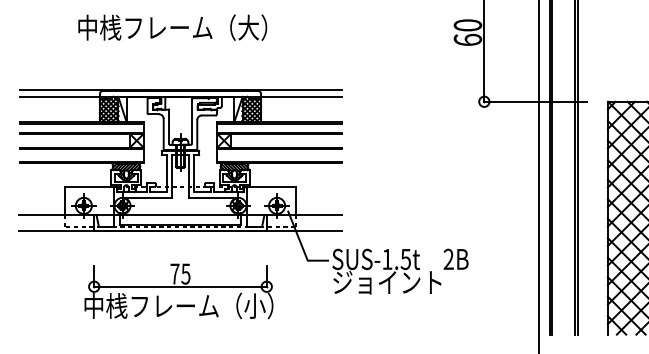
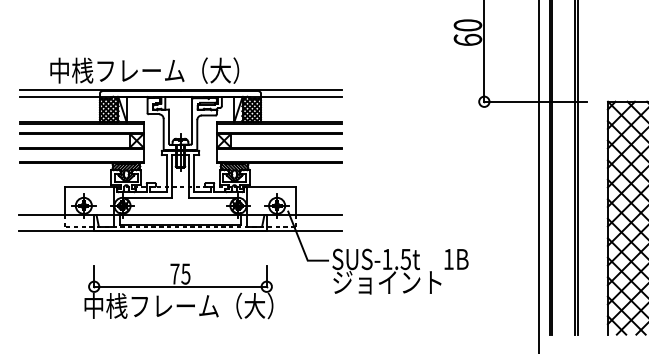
text position: (172, 27) -> (144, 70) (144, 70)
text: 2B -> 1B (448, 258)
text: 中桟フレーム（小） -> 中桟フレーム（大） (254, 305)
